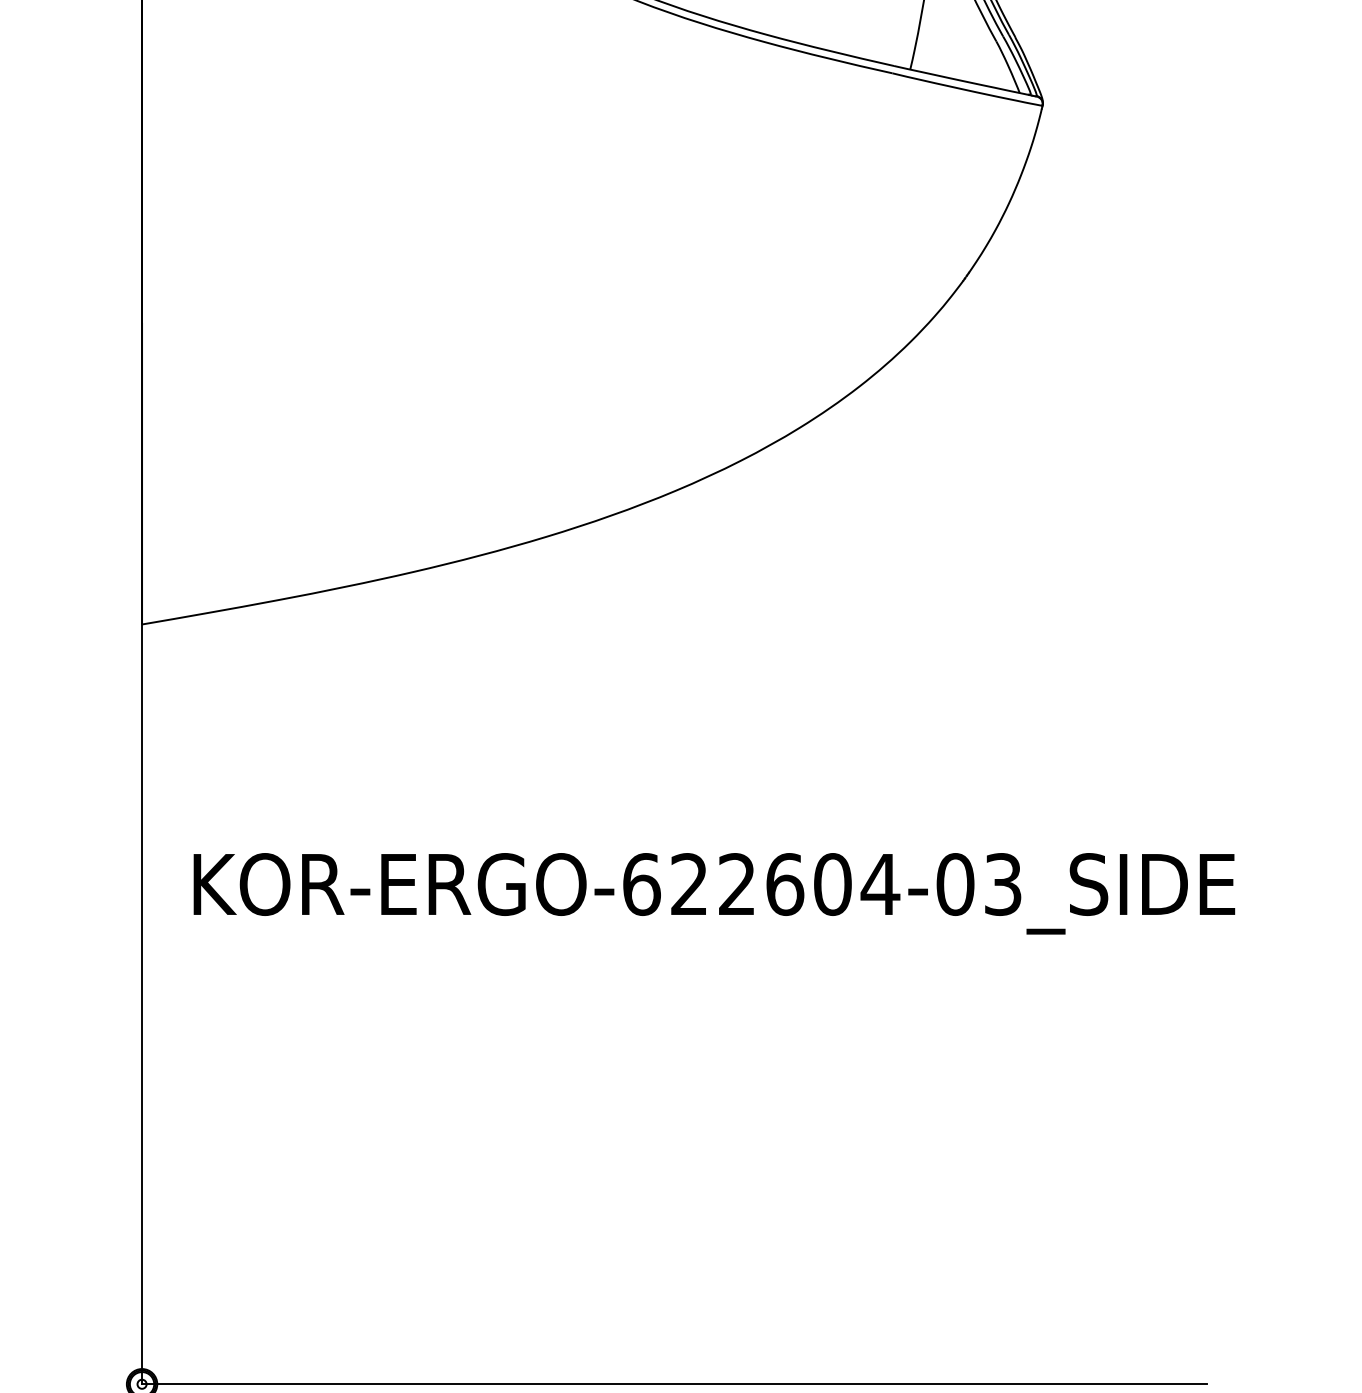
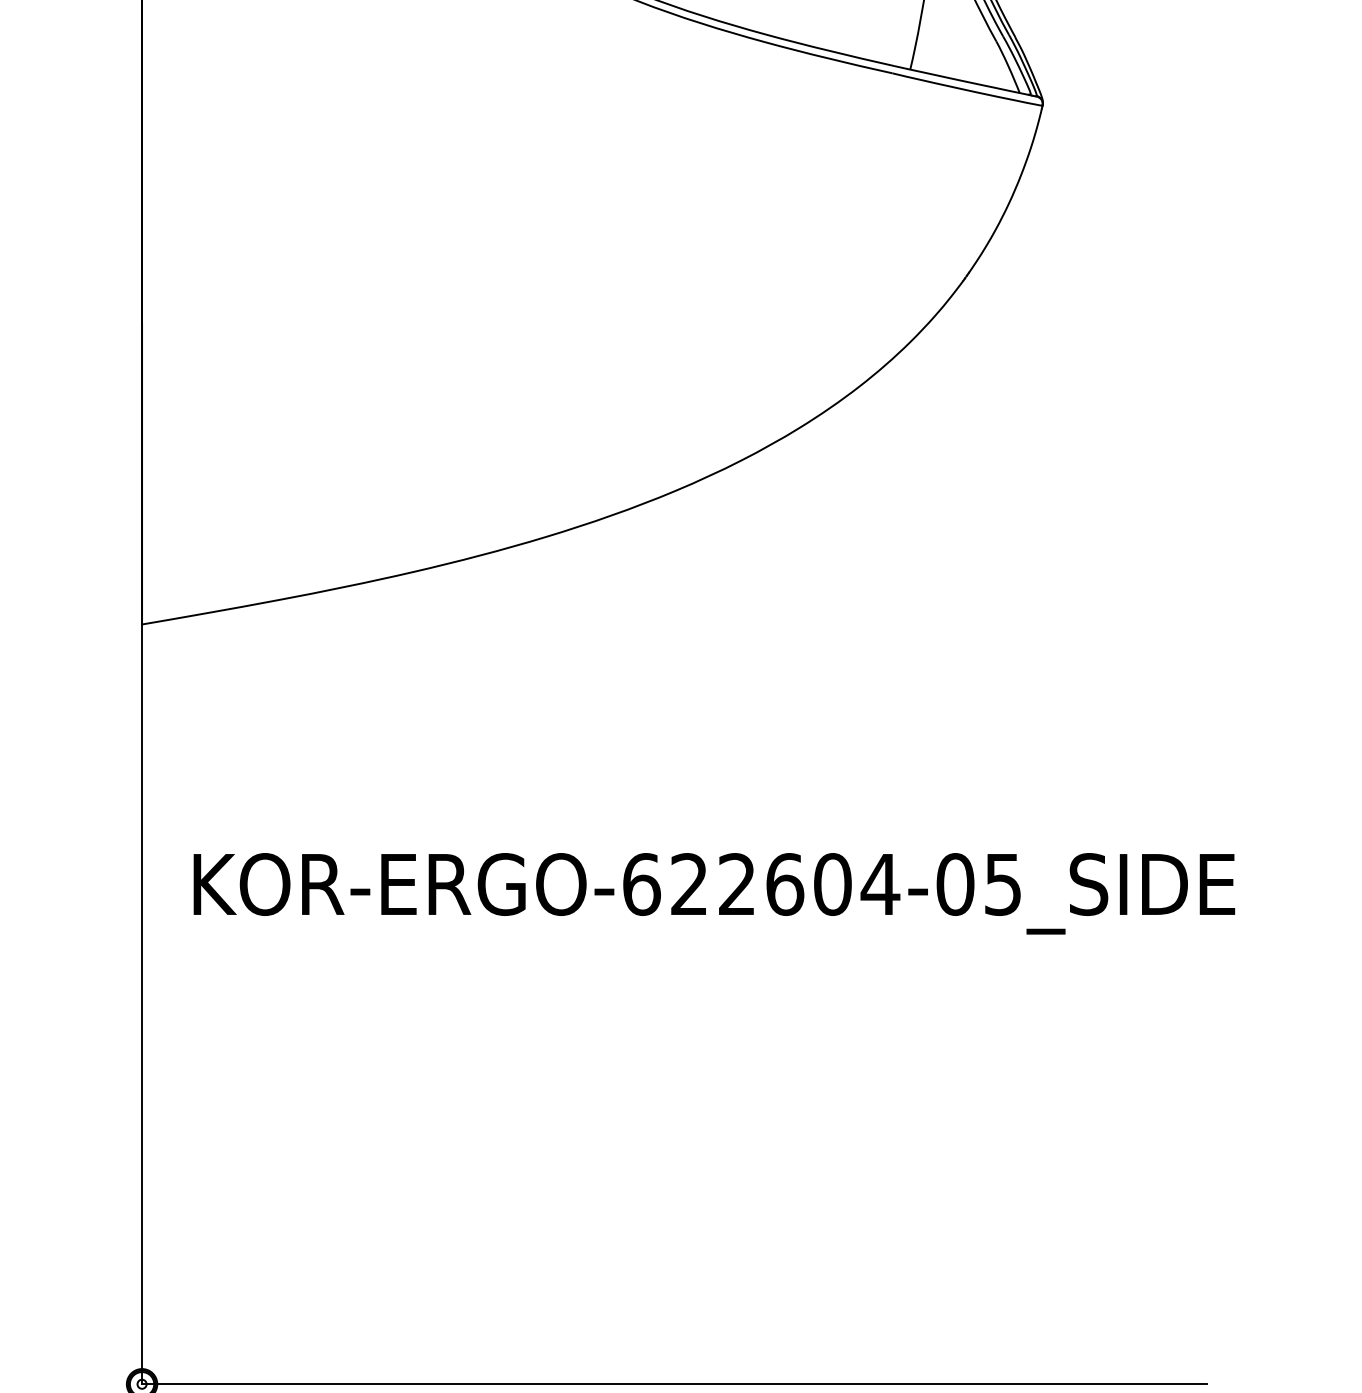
text: KOR-ERGO-622604-03_SIDE -> KOR-ERGO-622604-05_SIDE (1003, 884)
